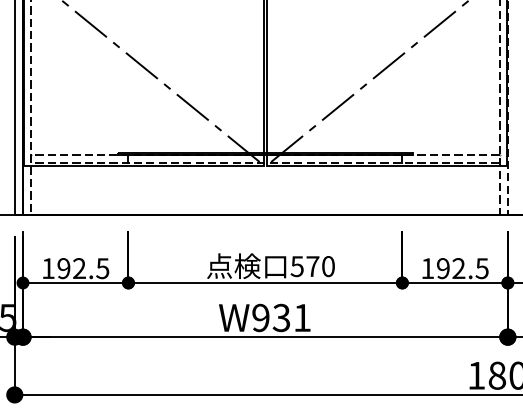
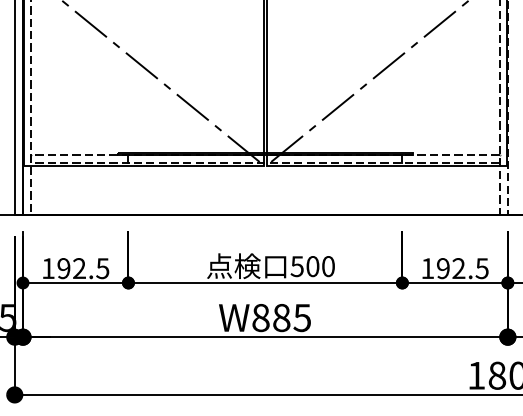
text: 570 -> 500 (312, 266)
text: W931 -> W885 (281, 317)
